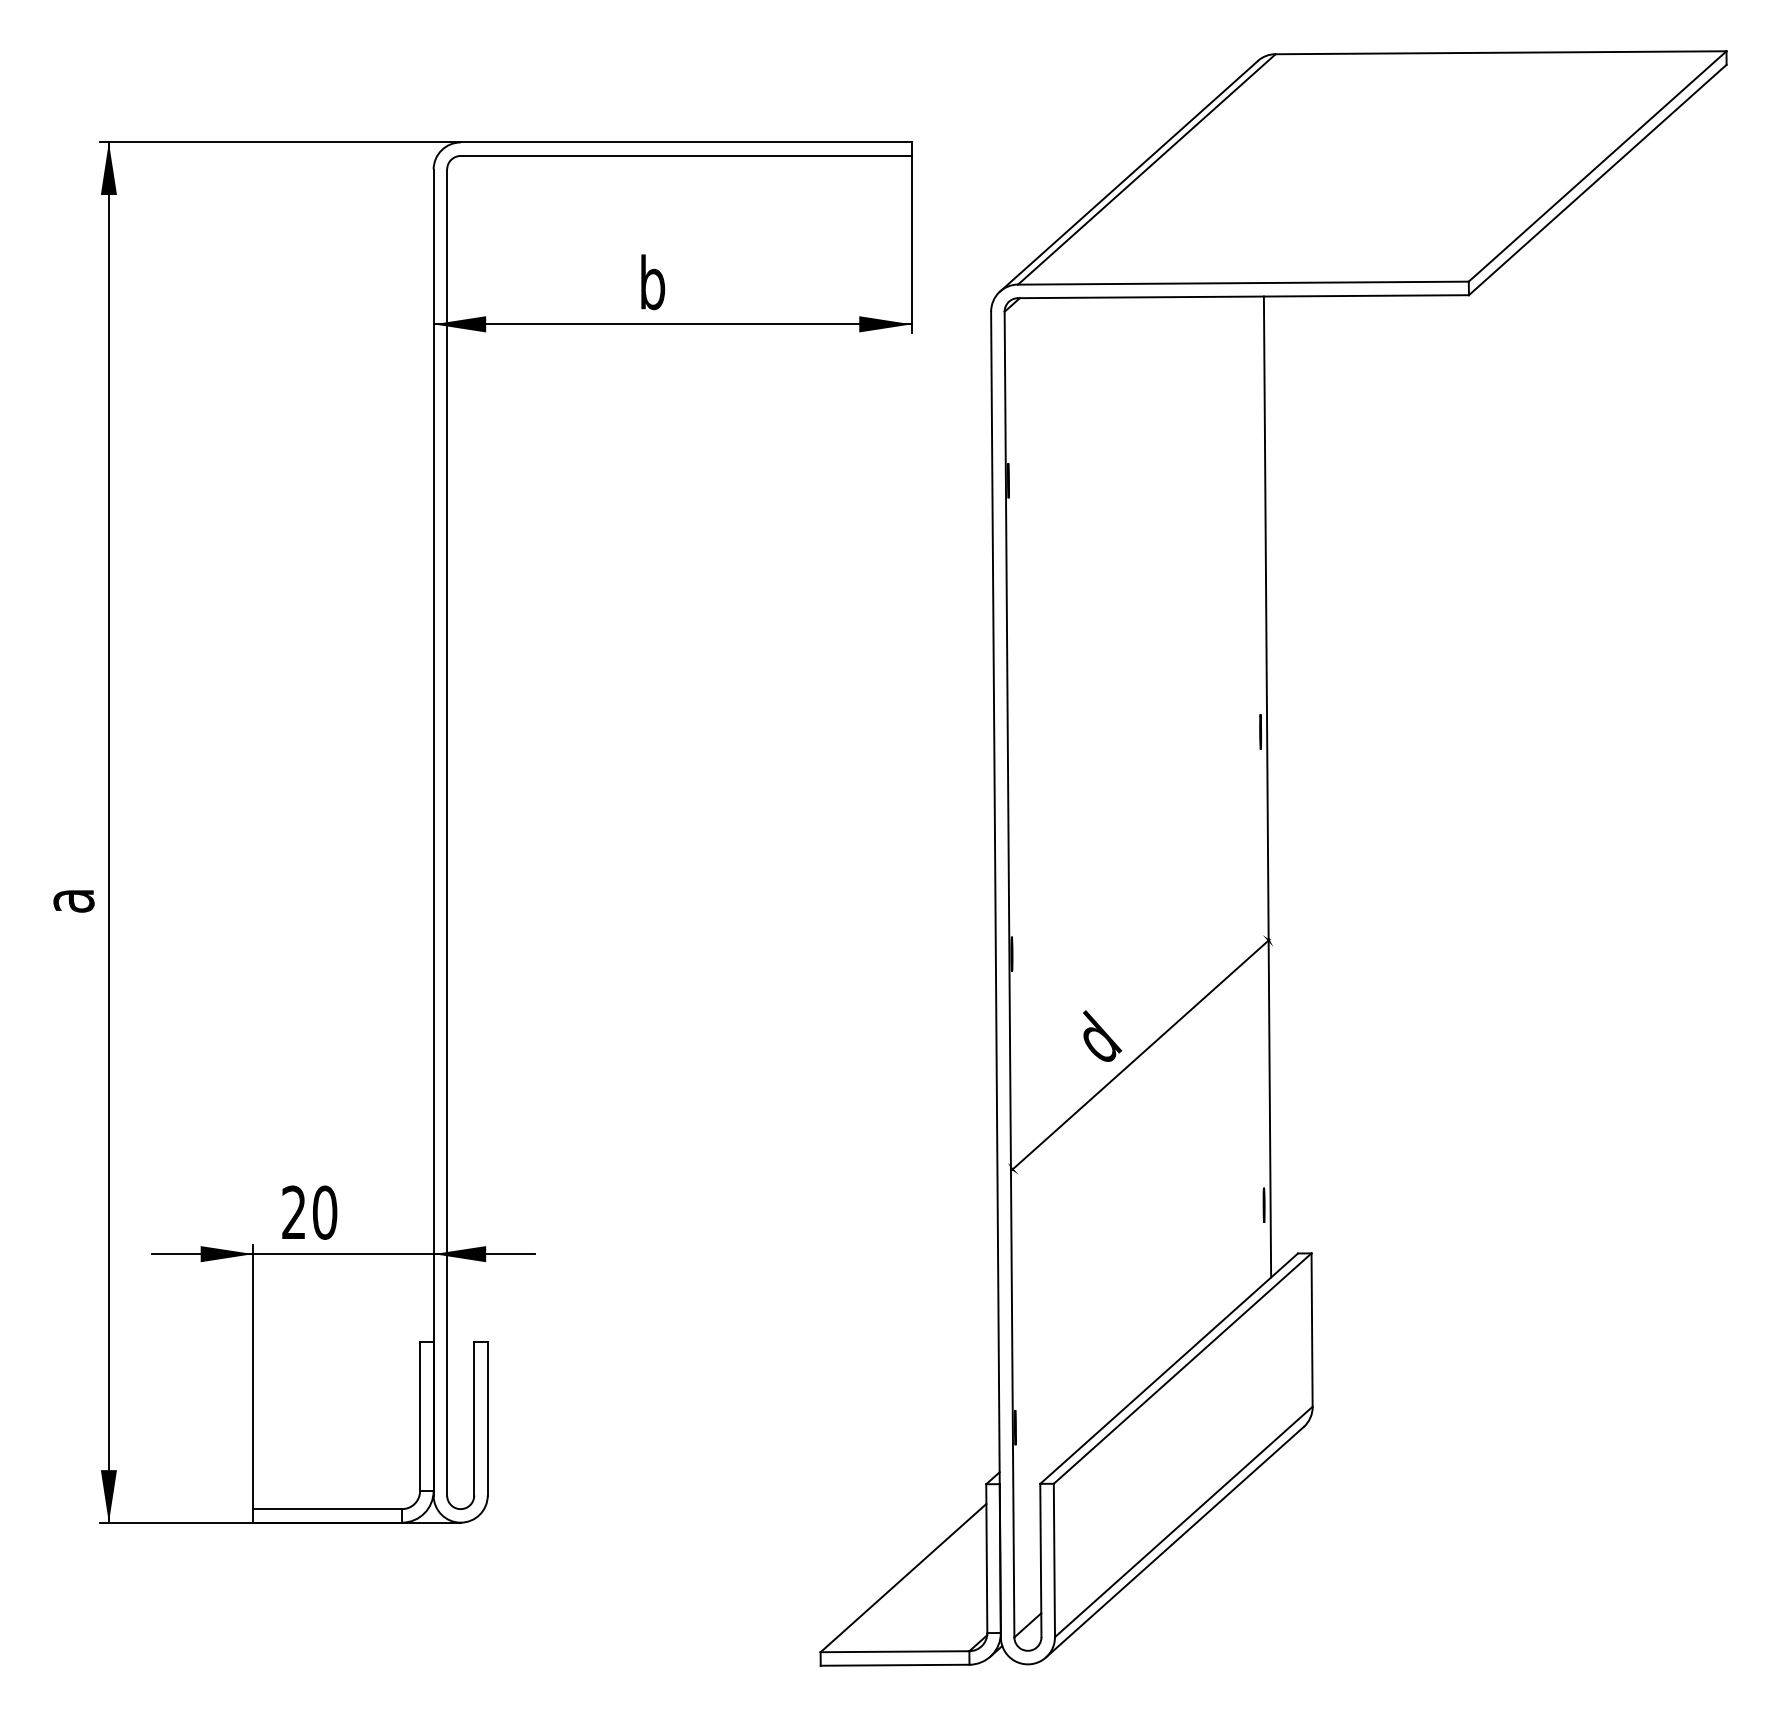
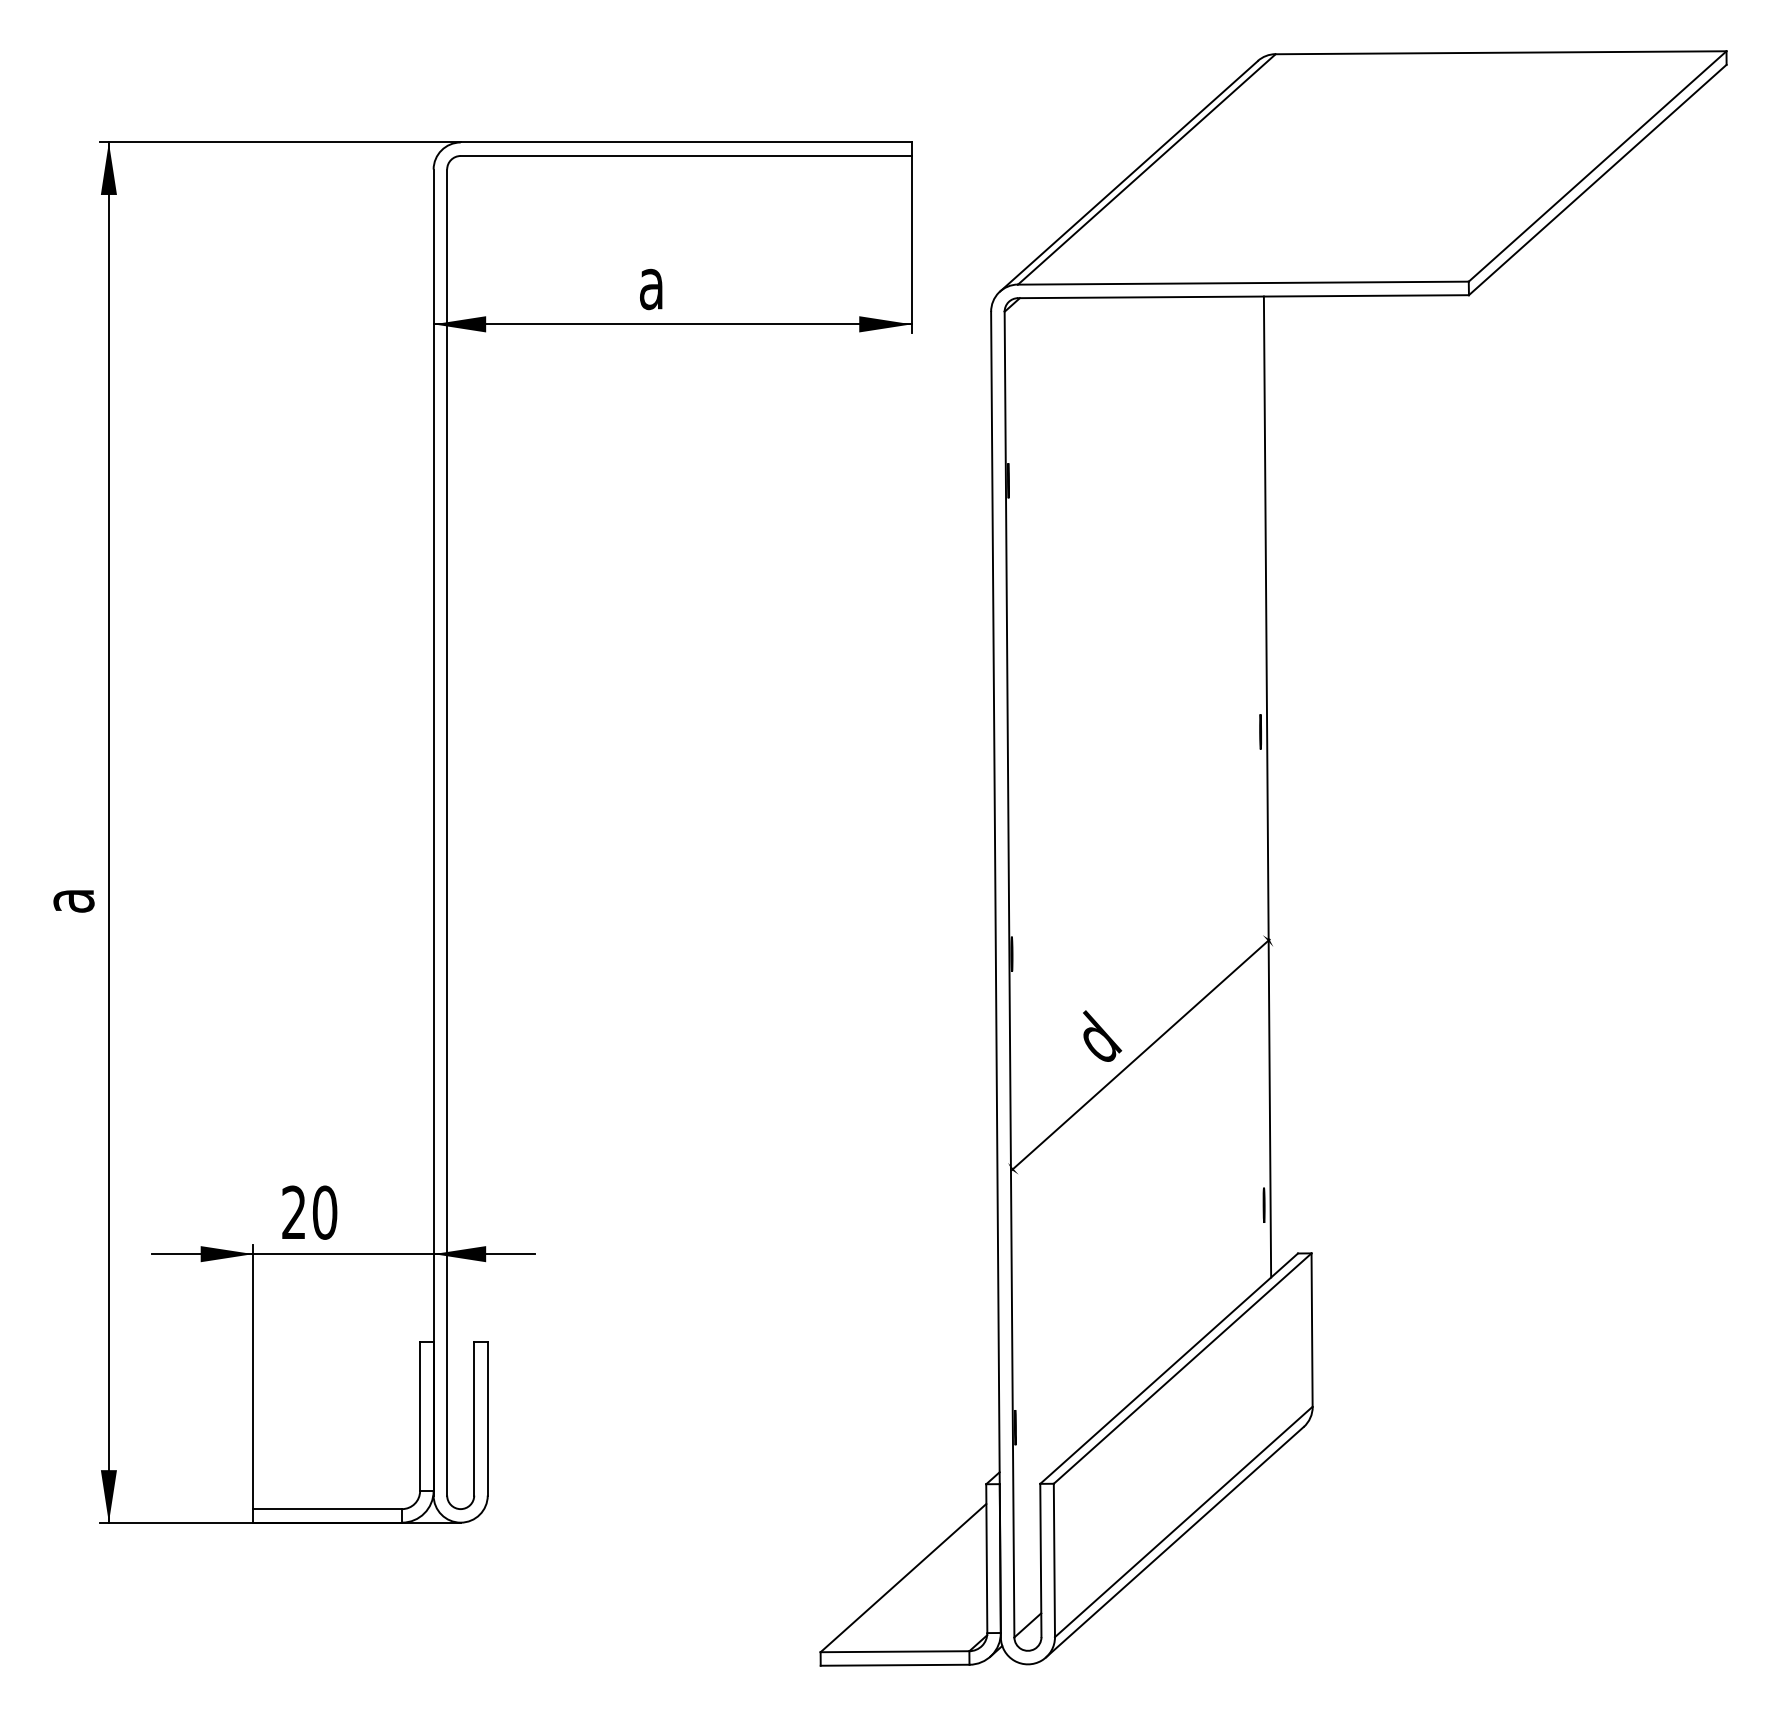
text: b -> a (652, 282)
